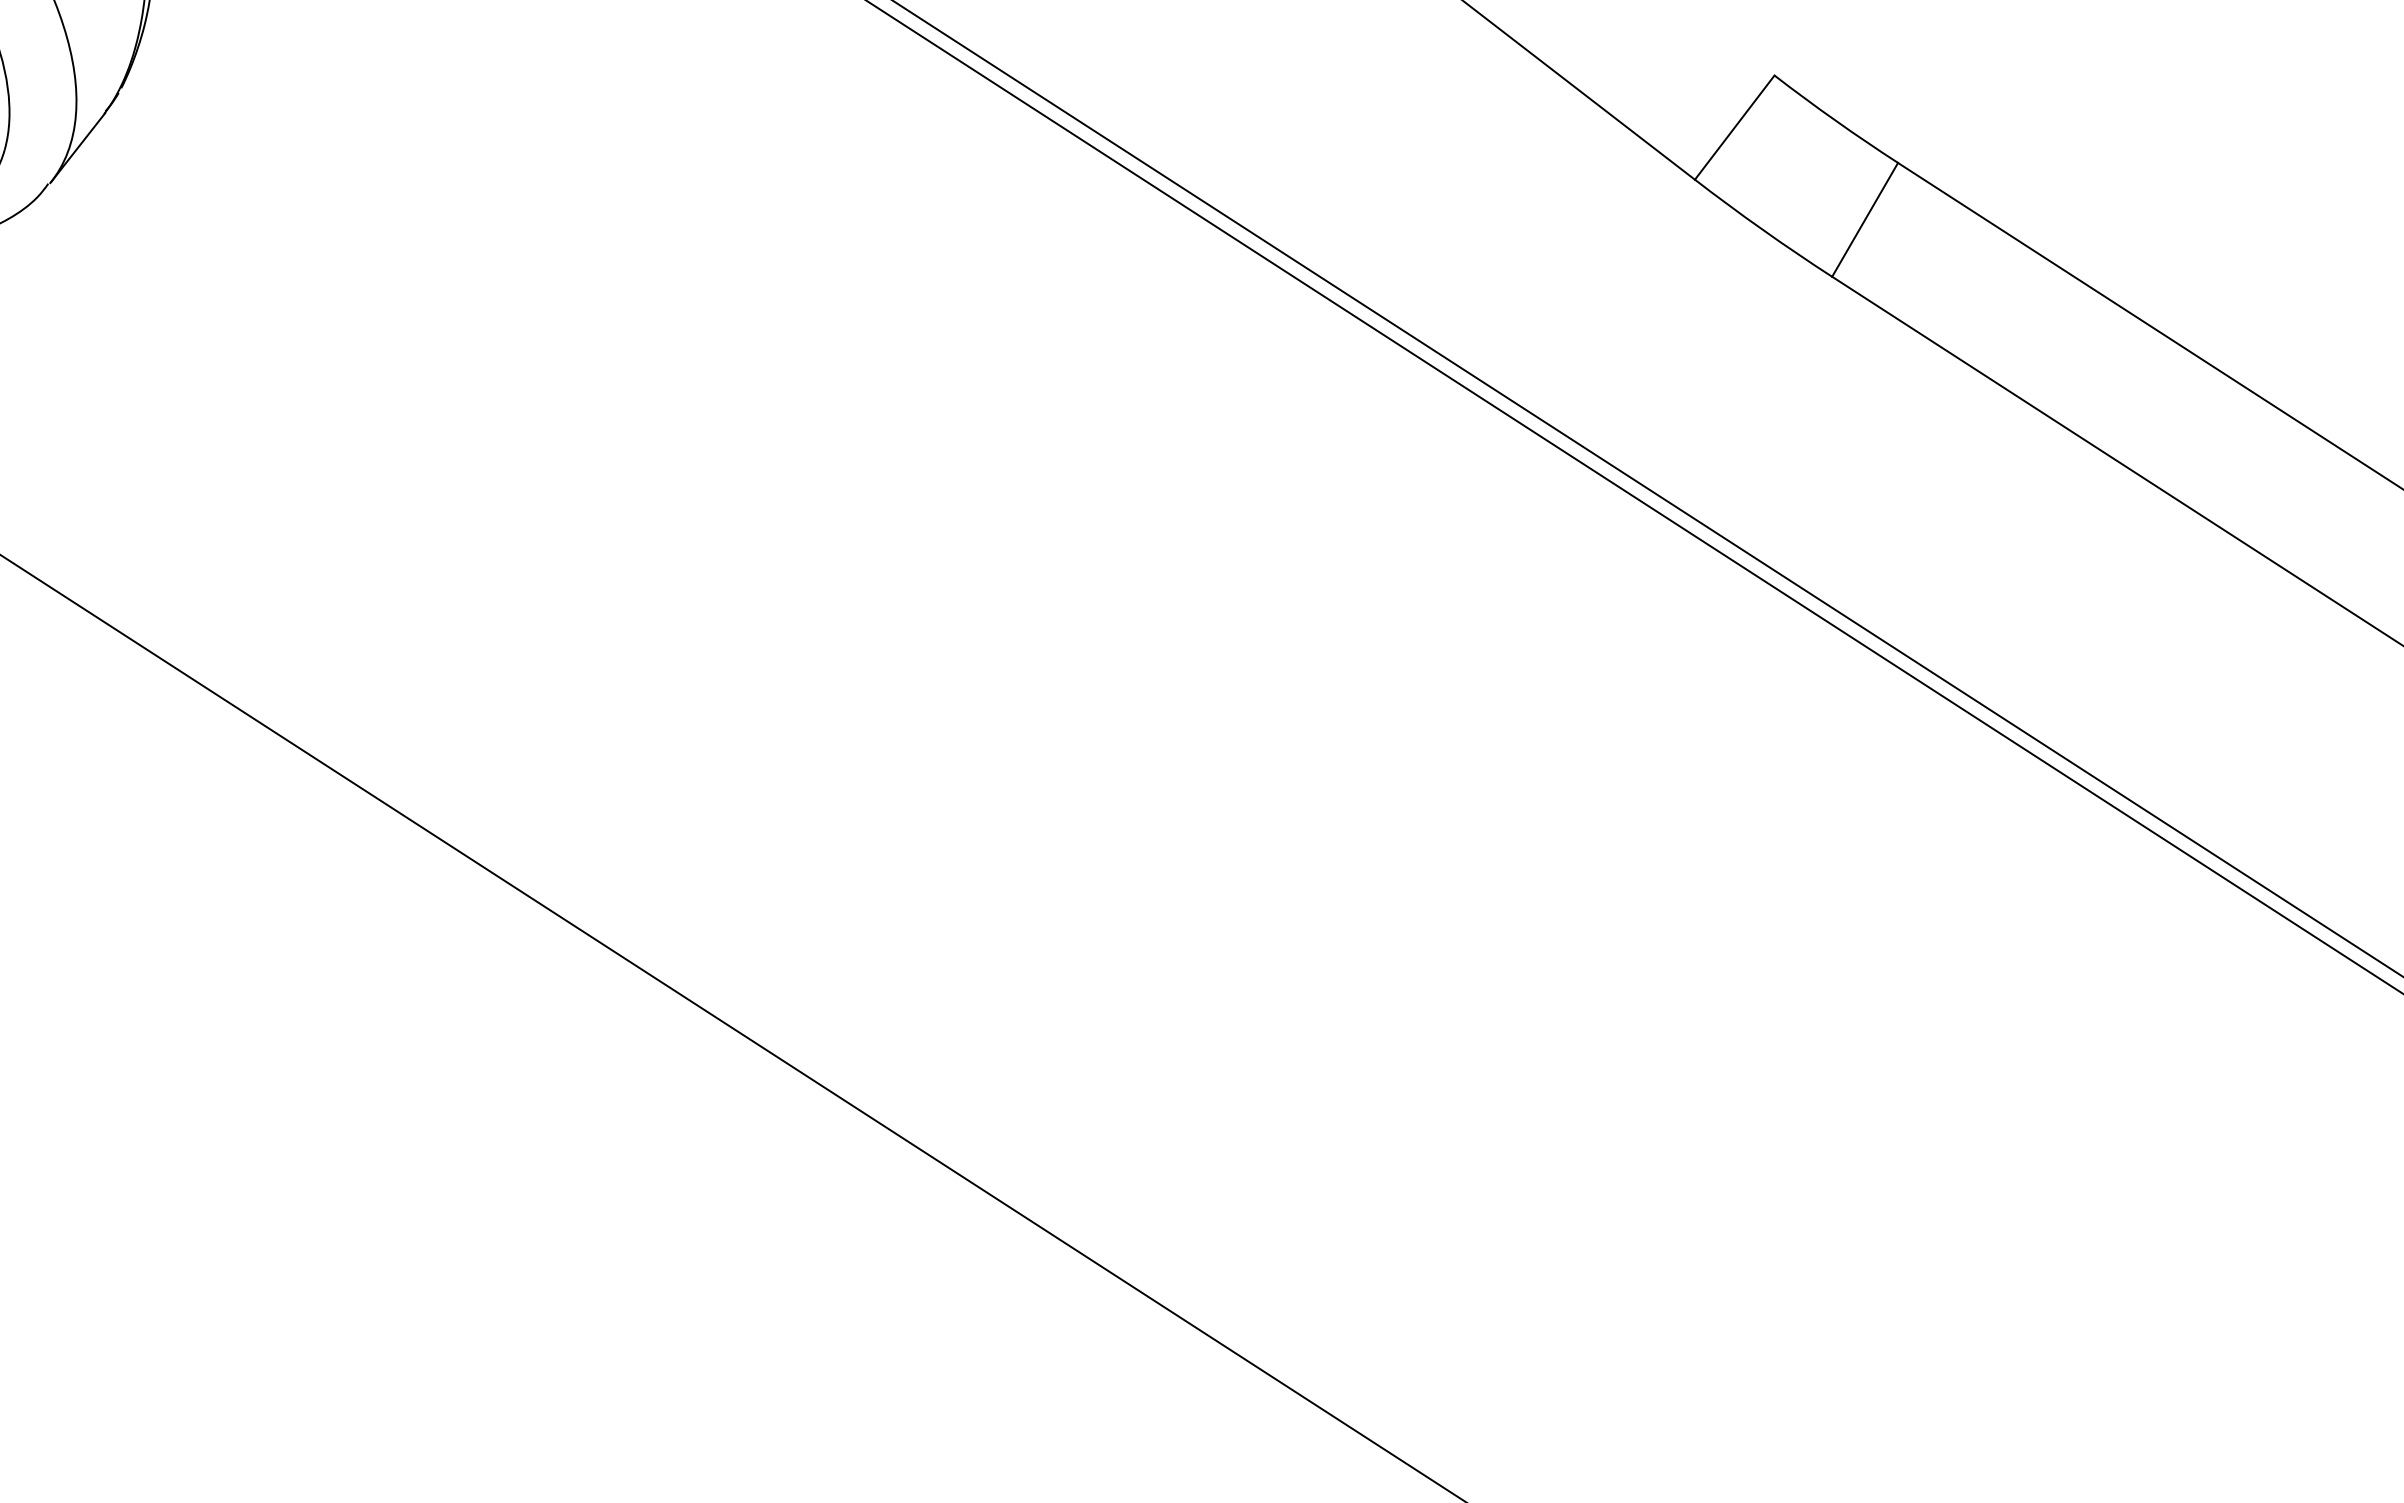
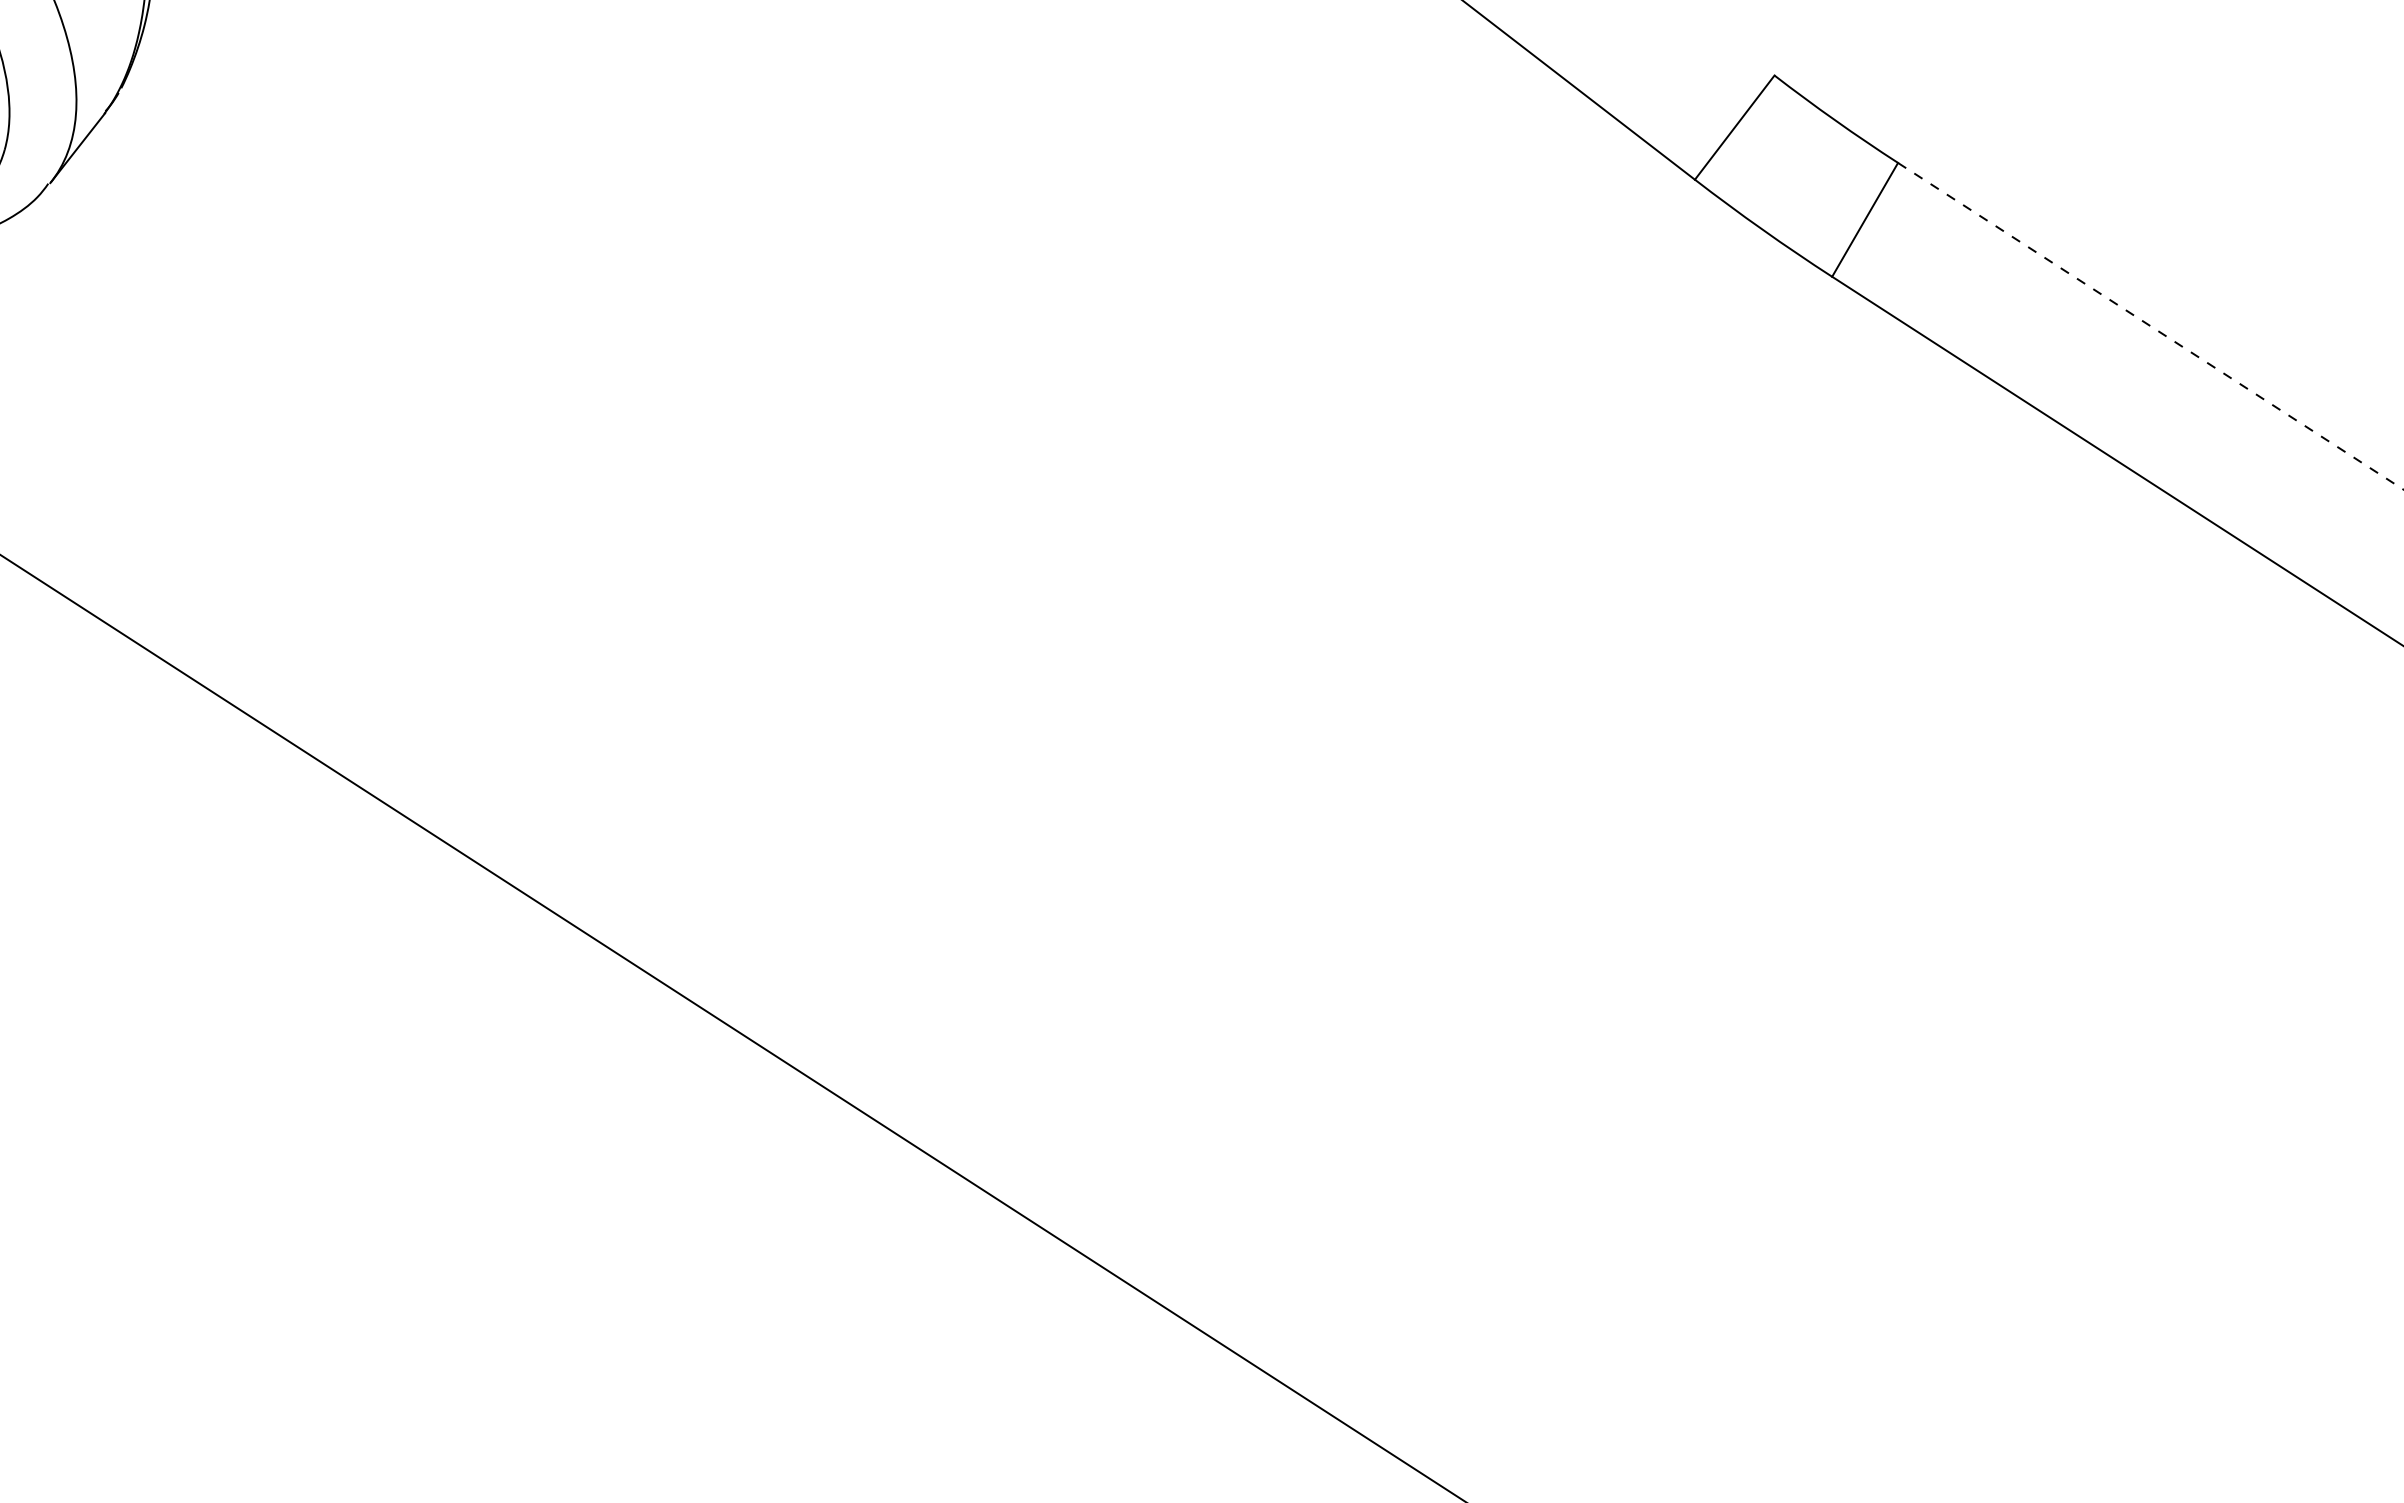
line: solid -> dashed (2150, 326)
line: present -> none (1647, 488)
line: present -> none (1634, 497)
